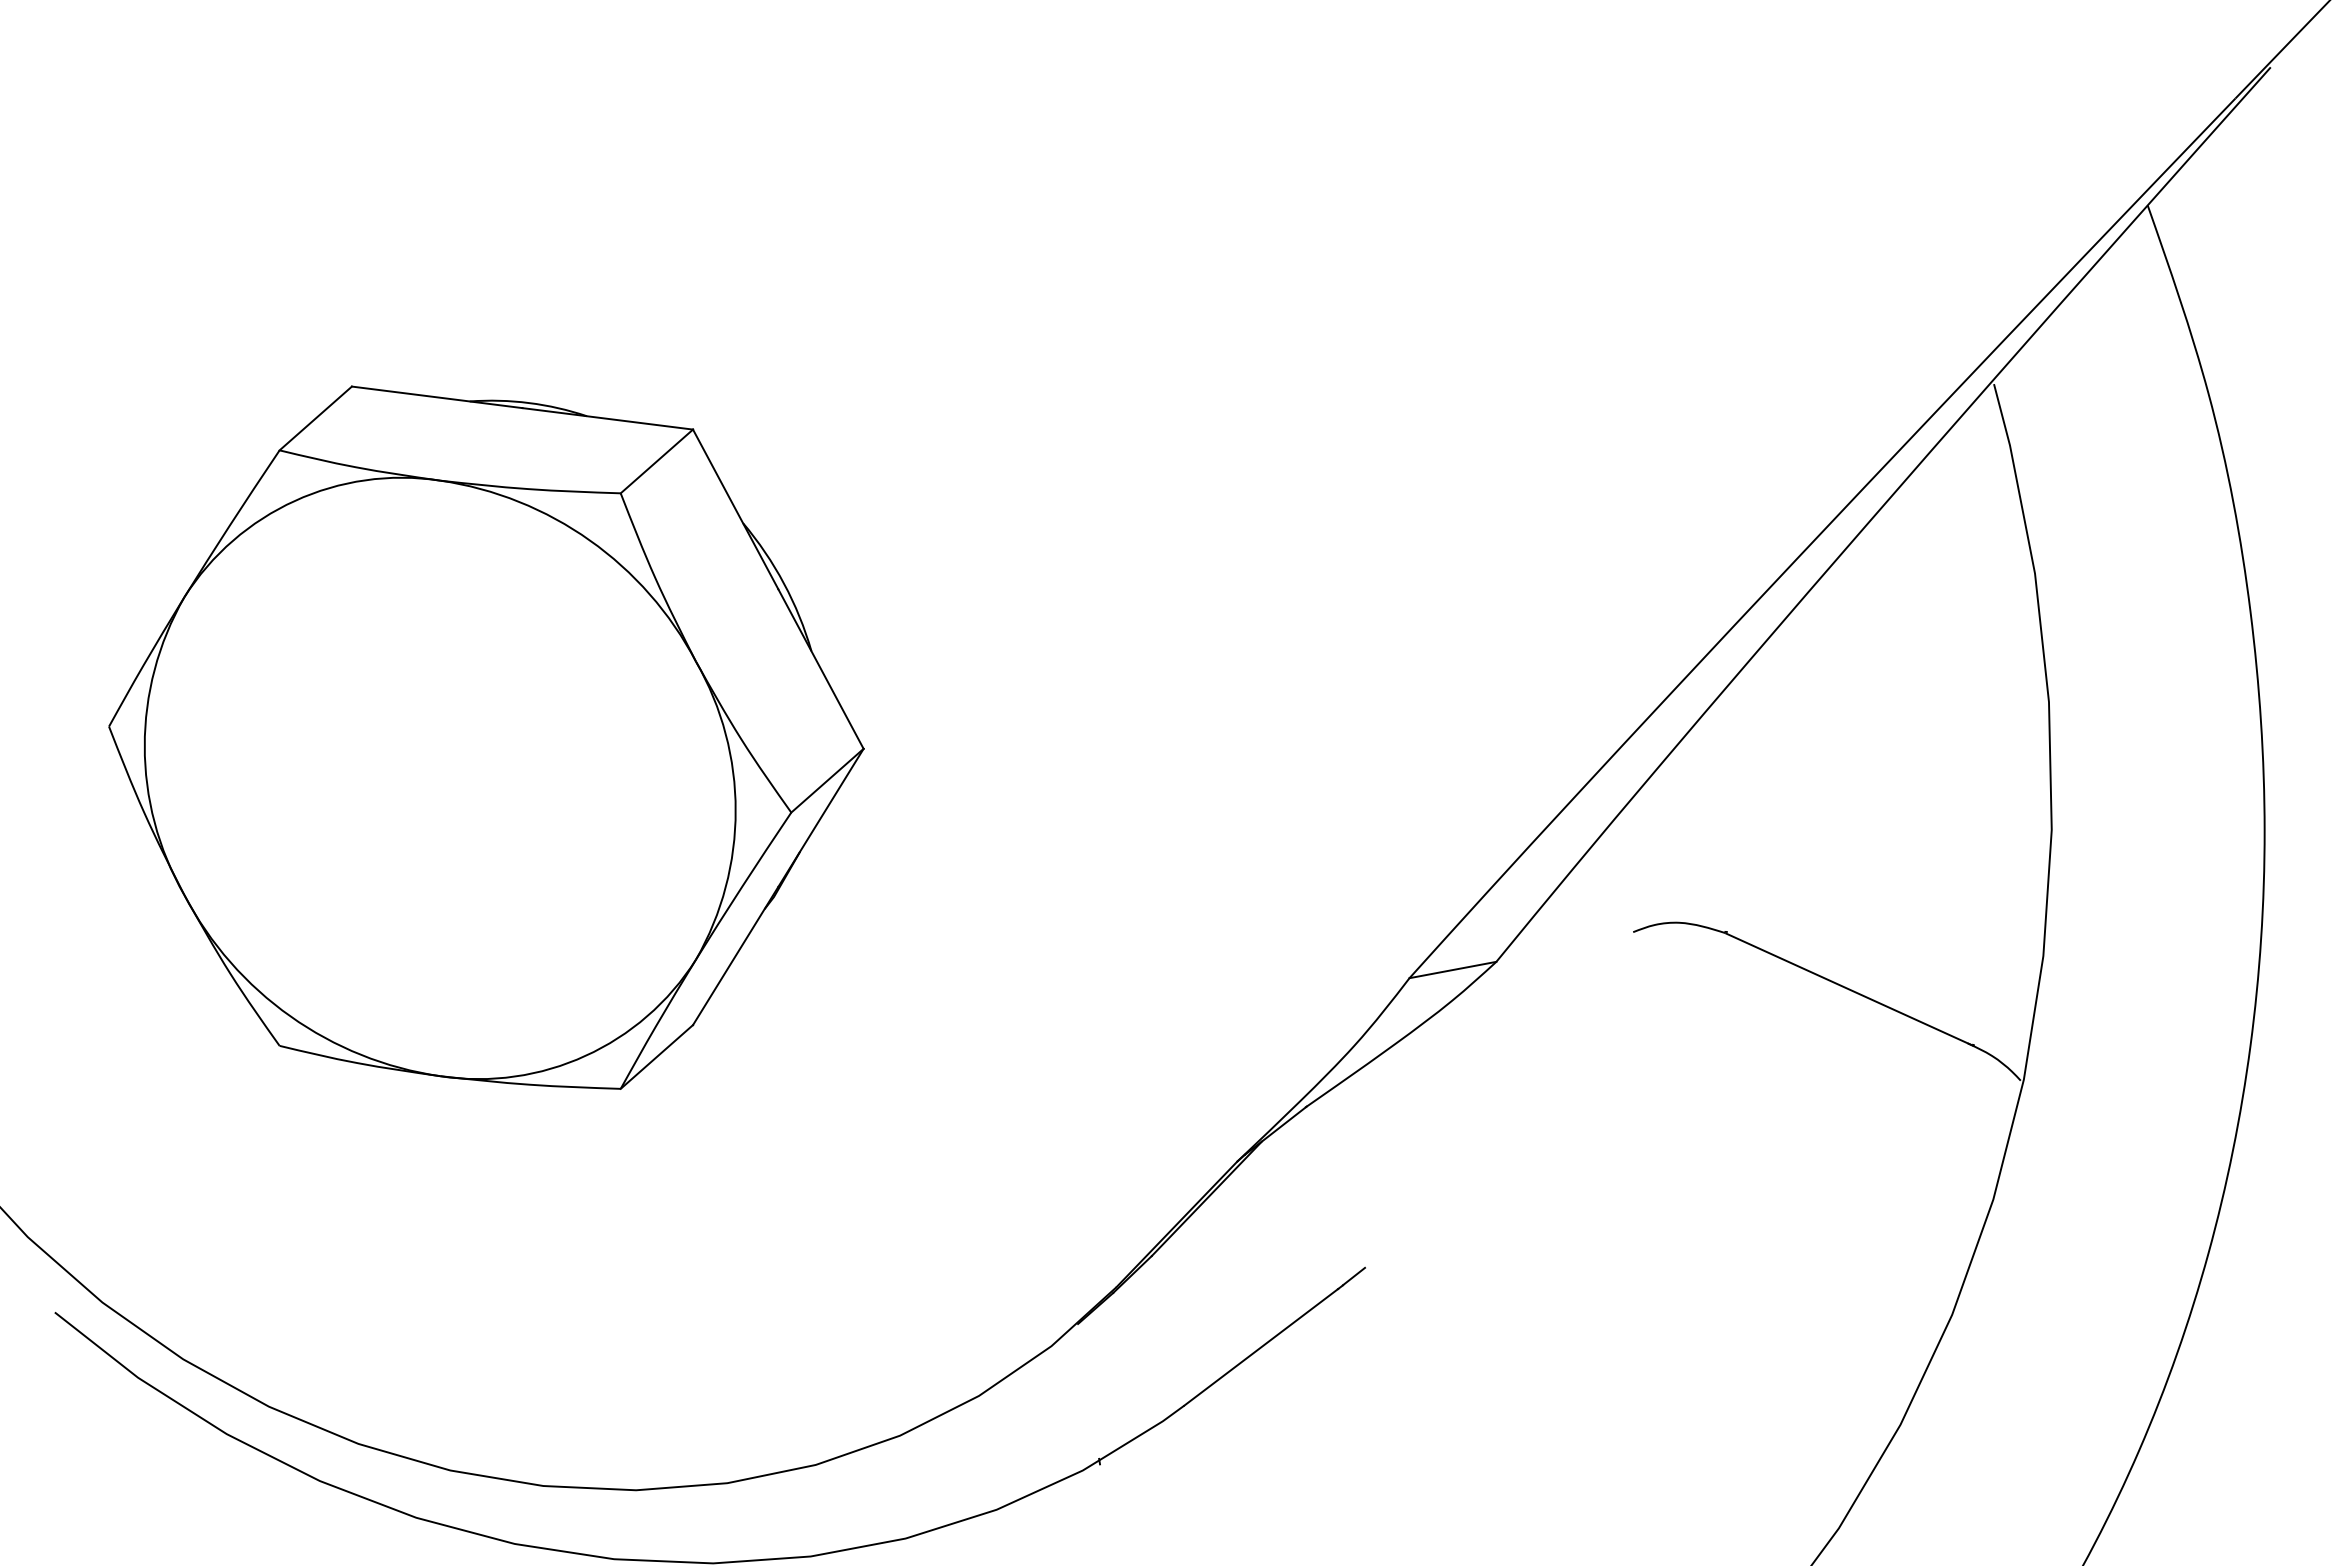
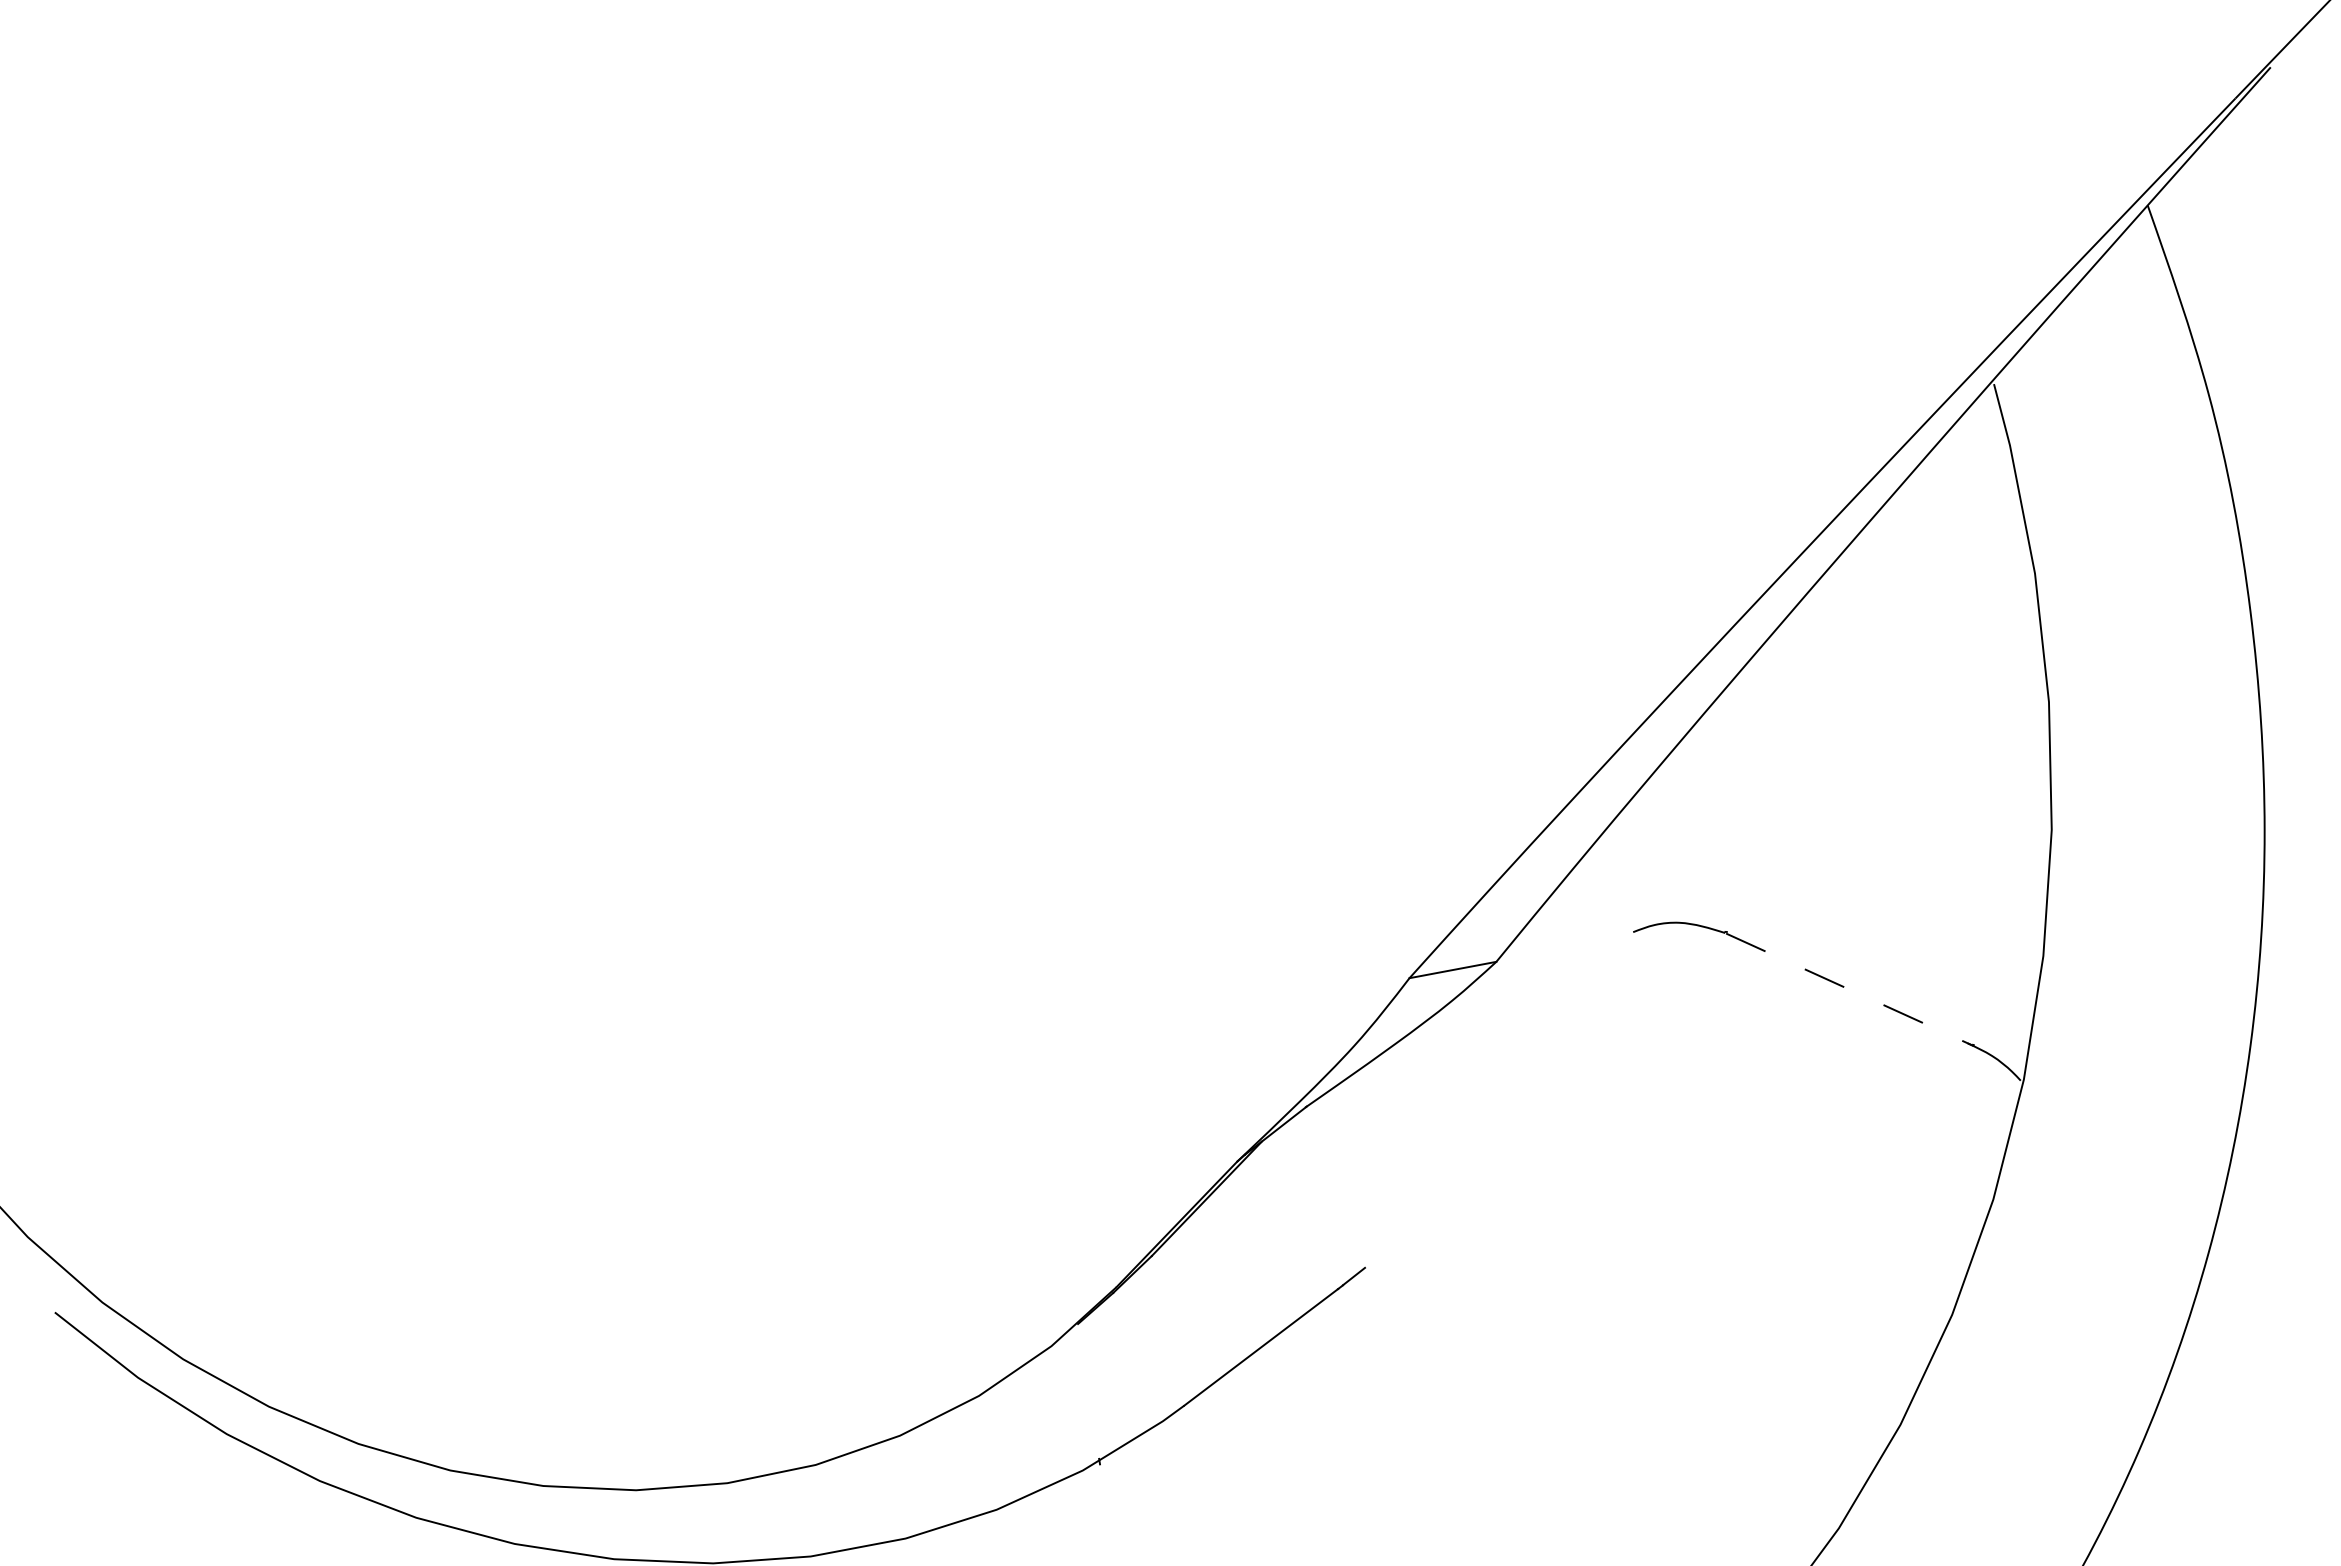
part: present -> none (486, 737)
line: solid -> dashed (1849, 989)
